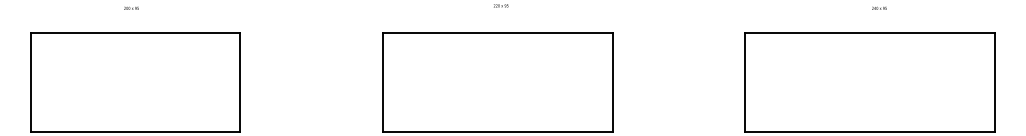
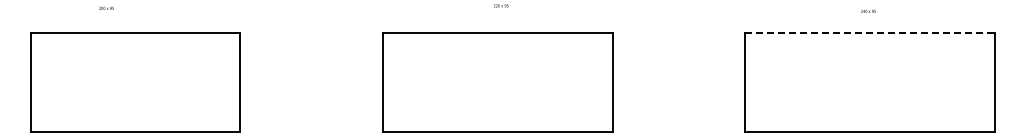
text position: (131, 7) -> (106, 7) (106, 7)
text position: (879, 7) -> (868, 10) (868, 10)
line: solid -> dashed (870, 32)
